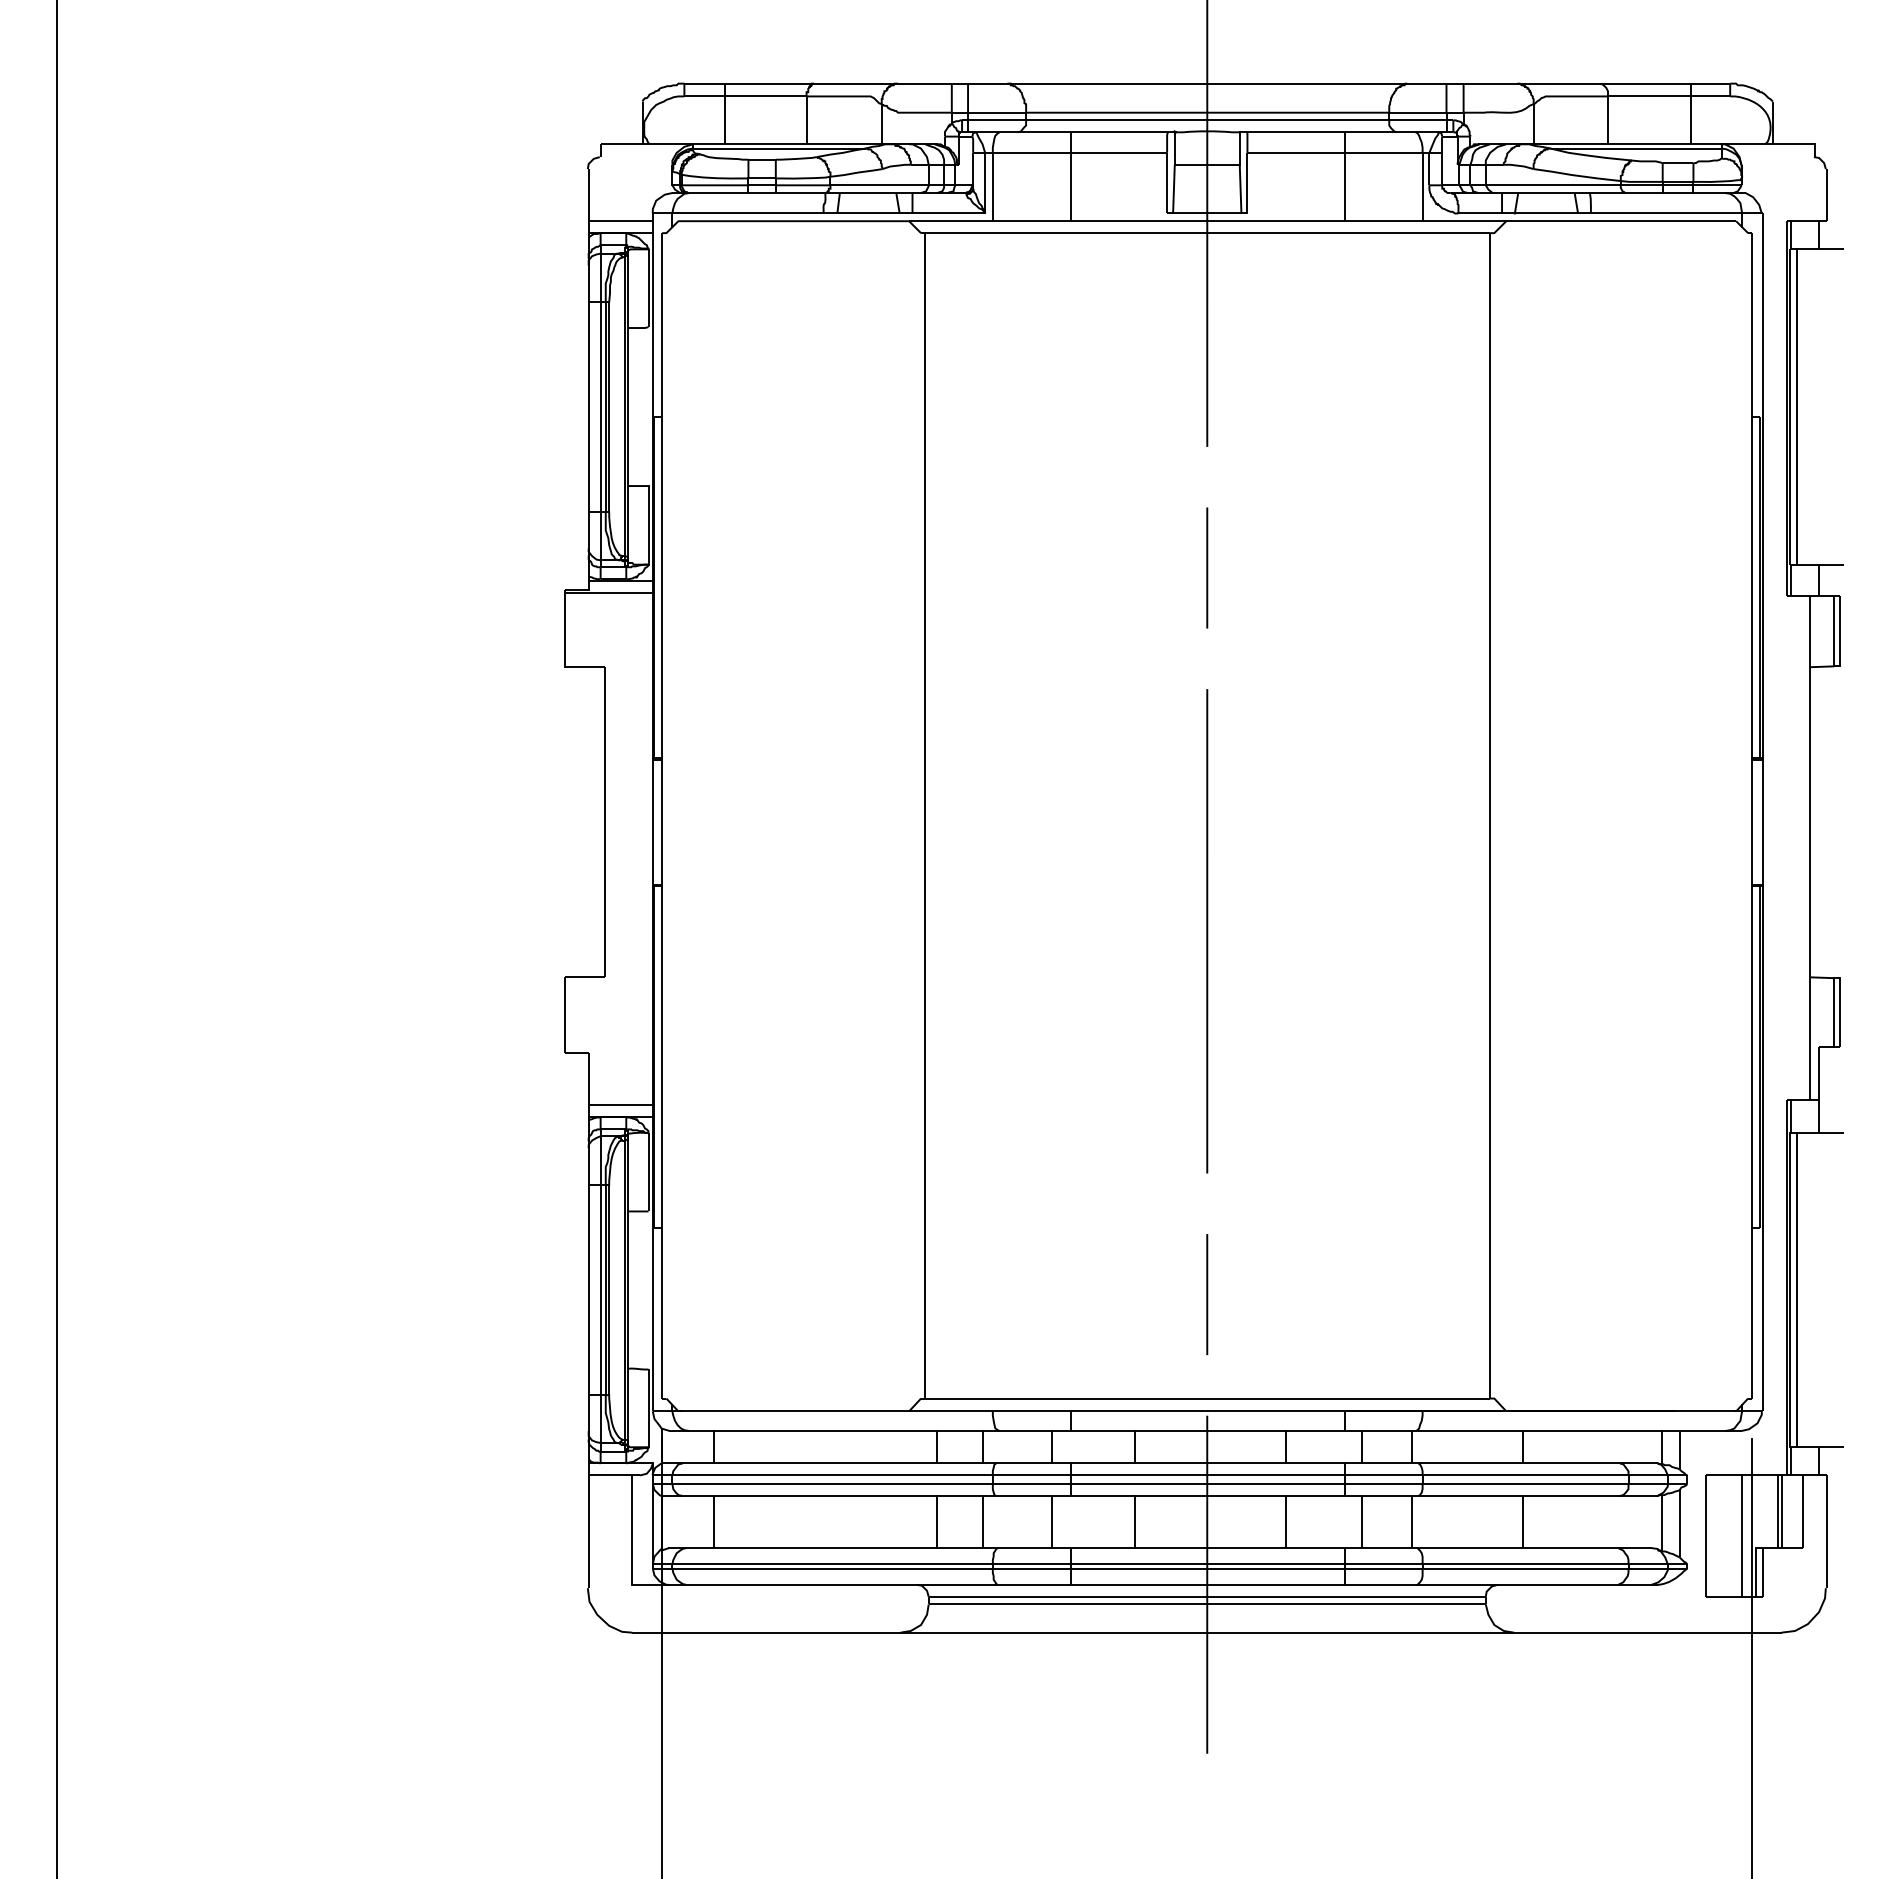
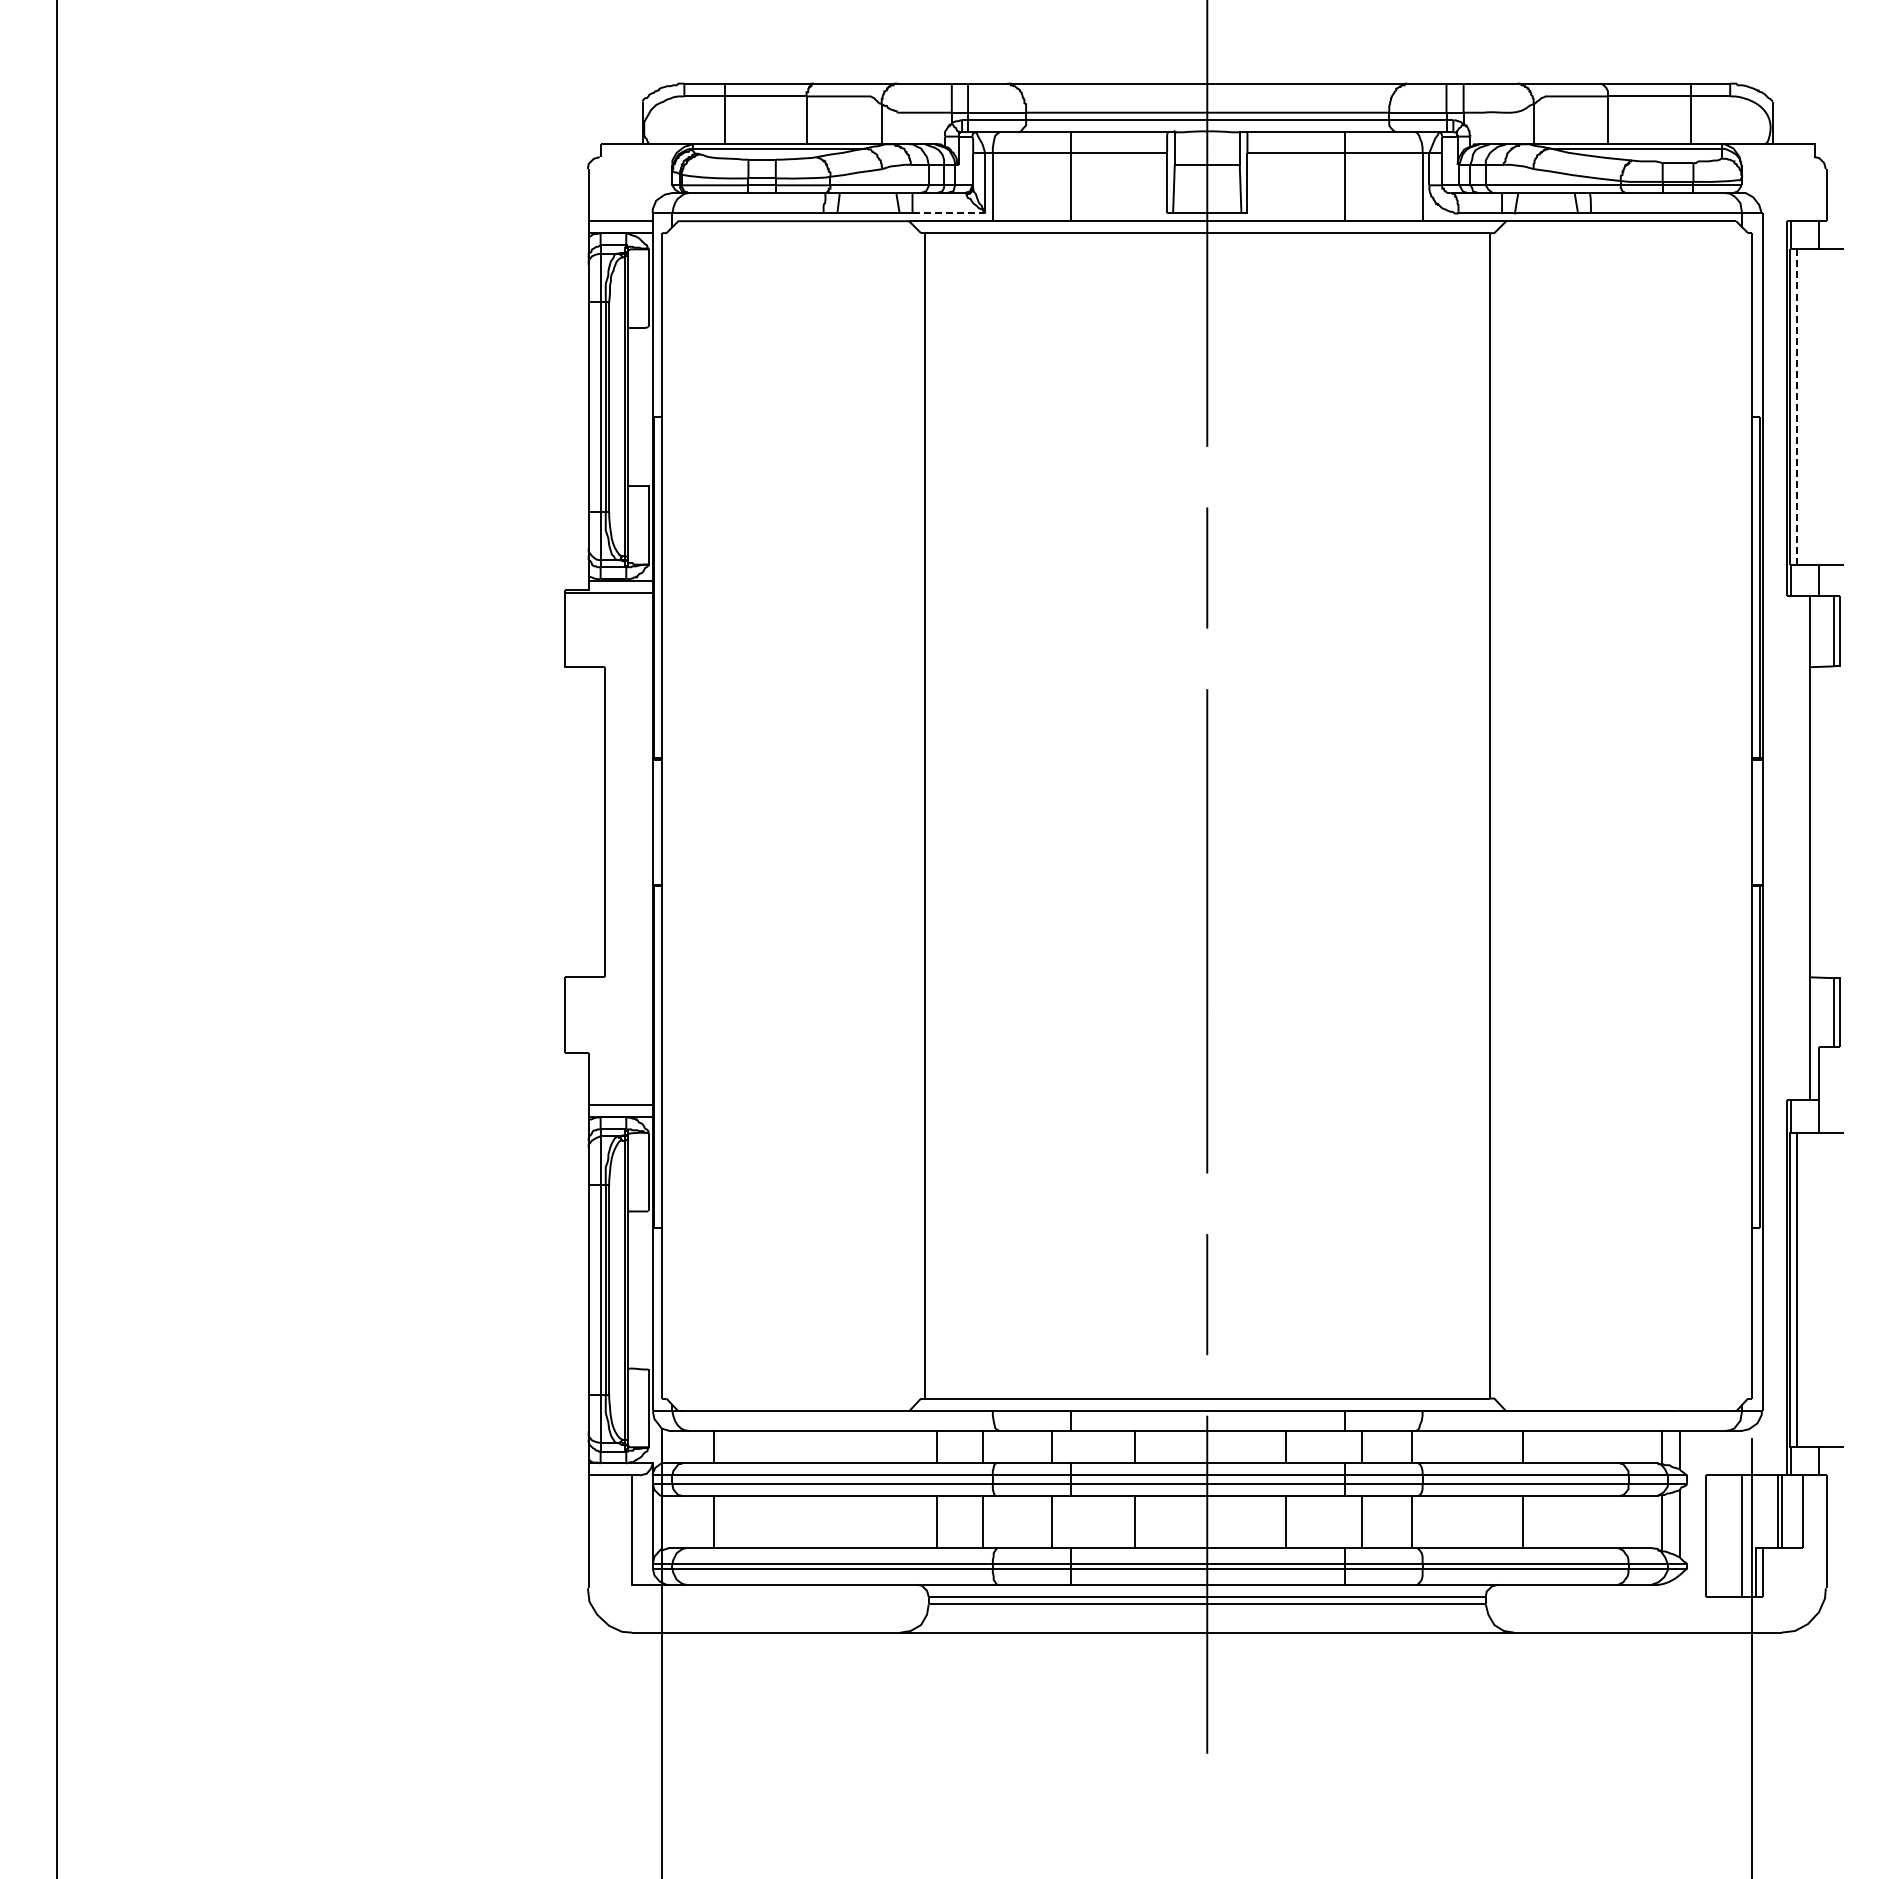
line: solid -> dashed (949, 213)
line: solid -> dashed (1796, 407)
